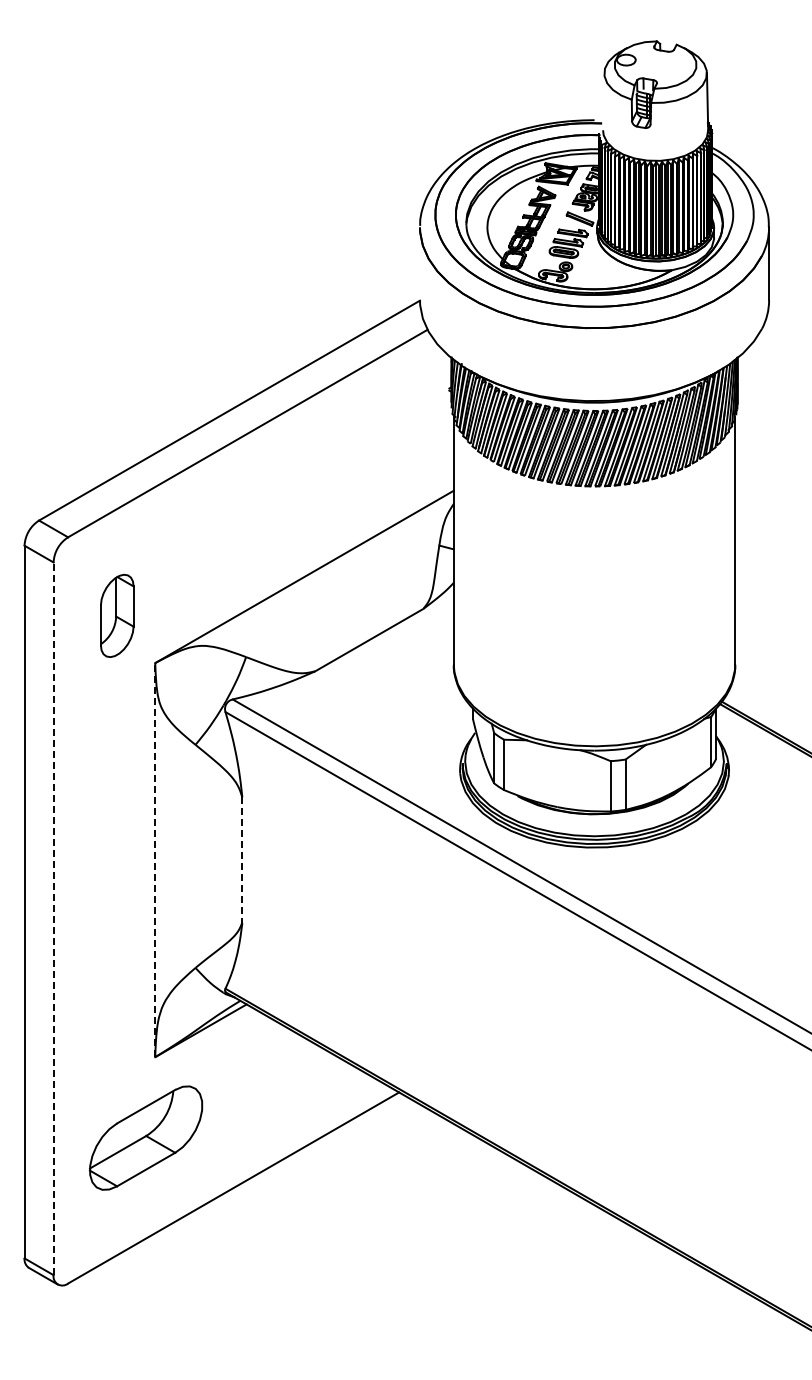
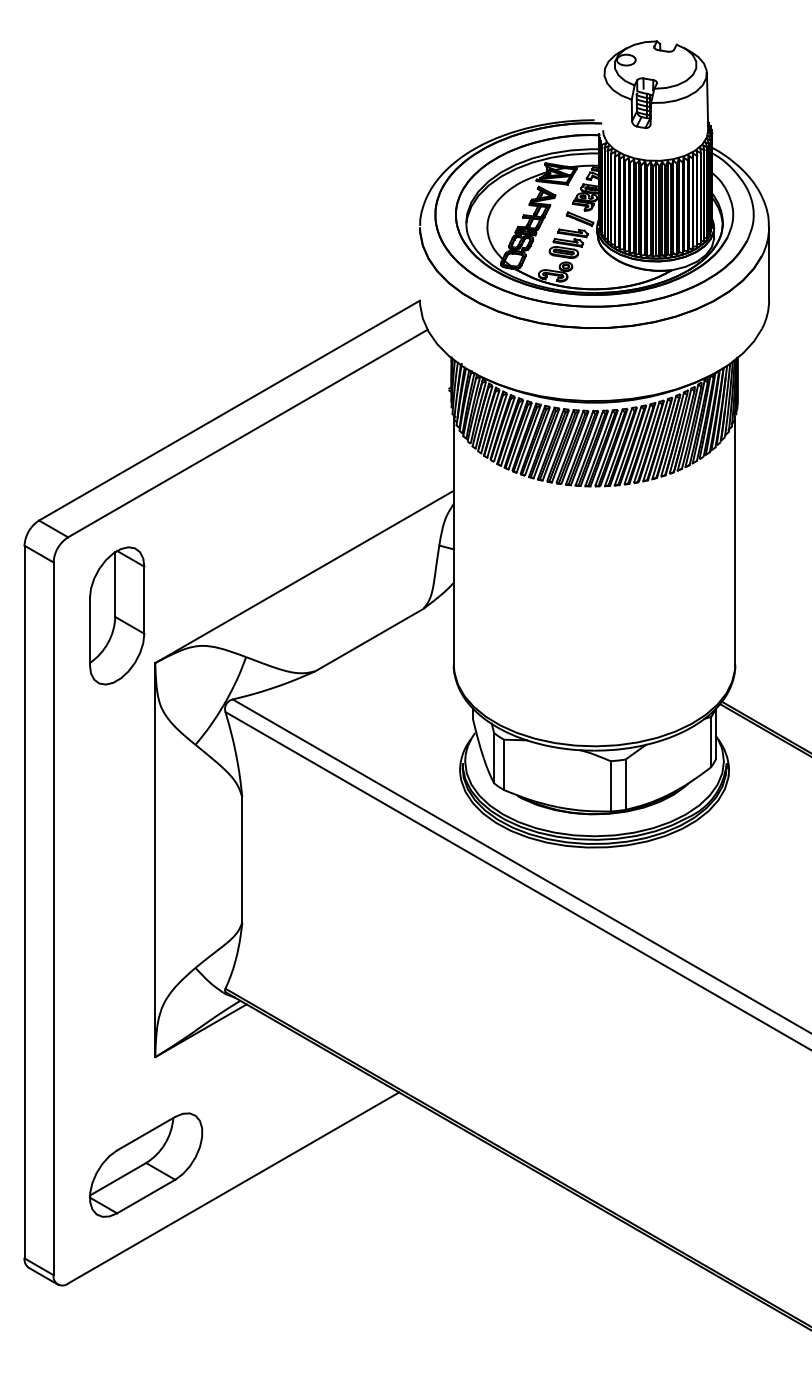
part size: 35x85 px -> 57x140 px (117, 615)
line: dashed -> solid (155, 859)
line: dashed -> solid (242, 860)
line: dashed -> solid (53, 918)
part position: (145, 1137) -> (145, 1164) (145, 1164)
